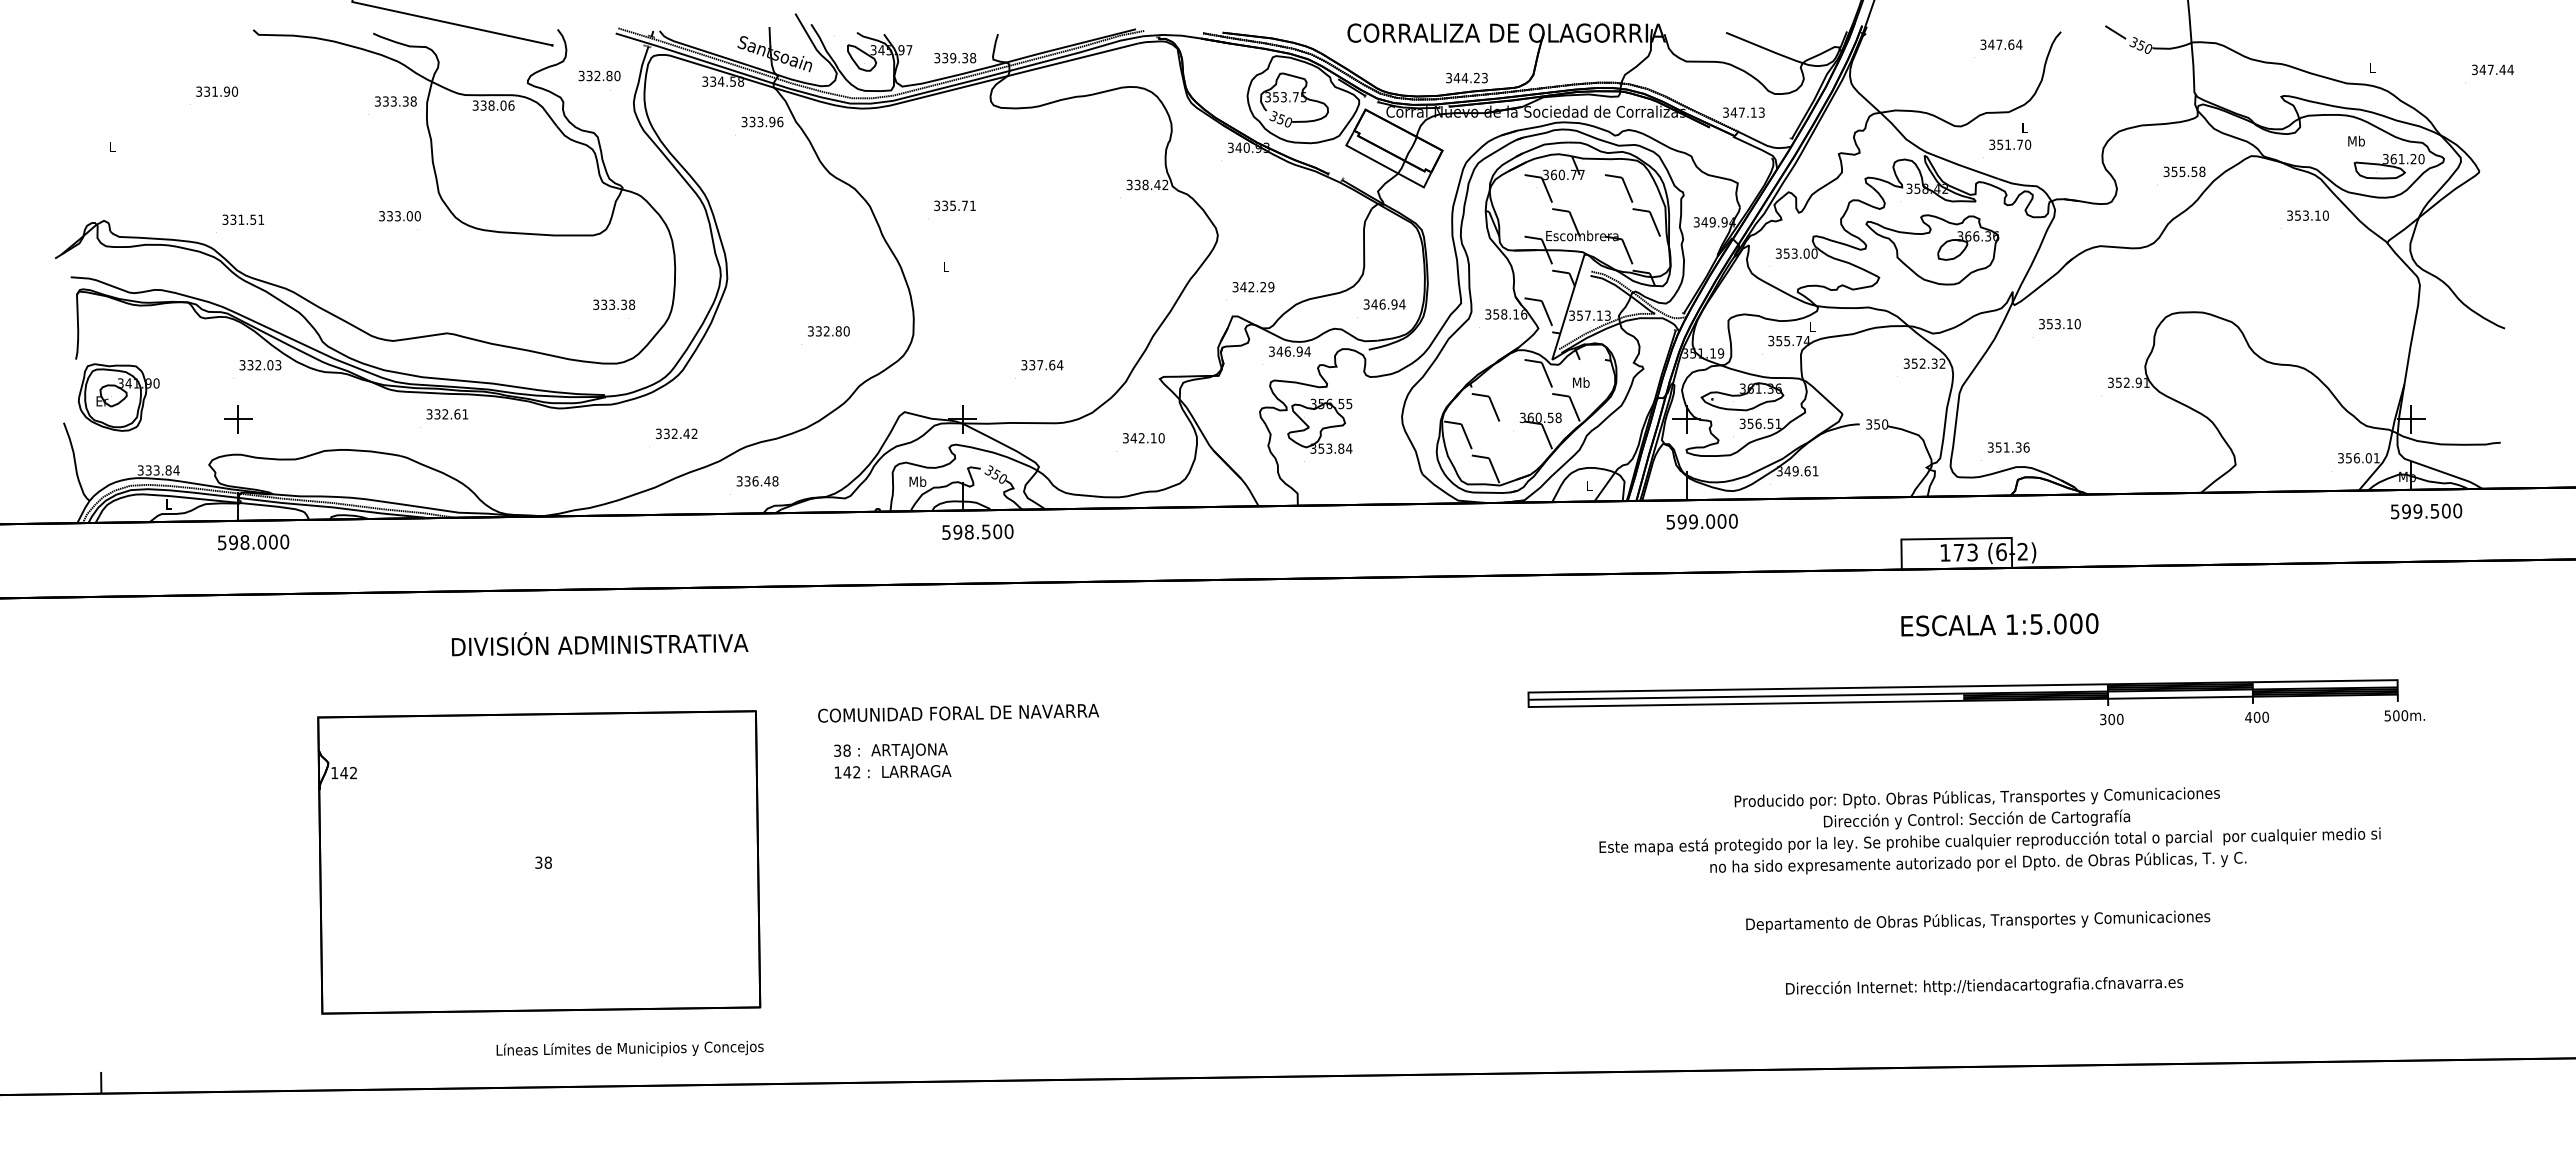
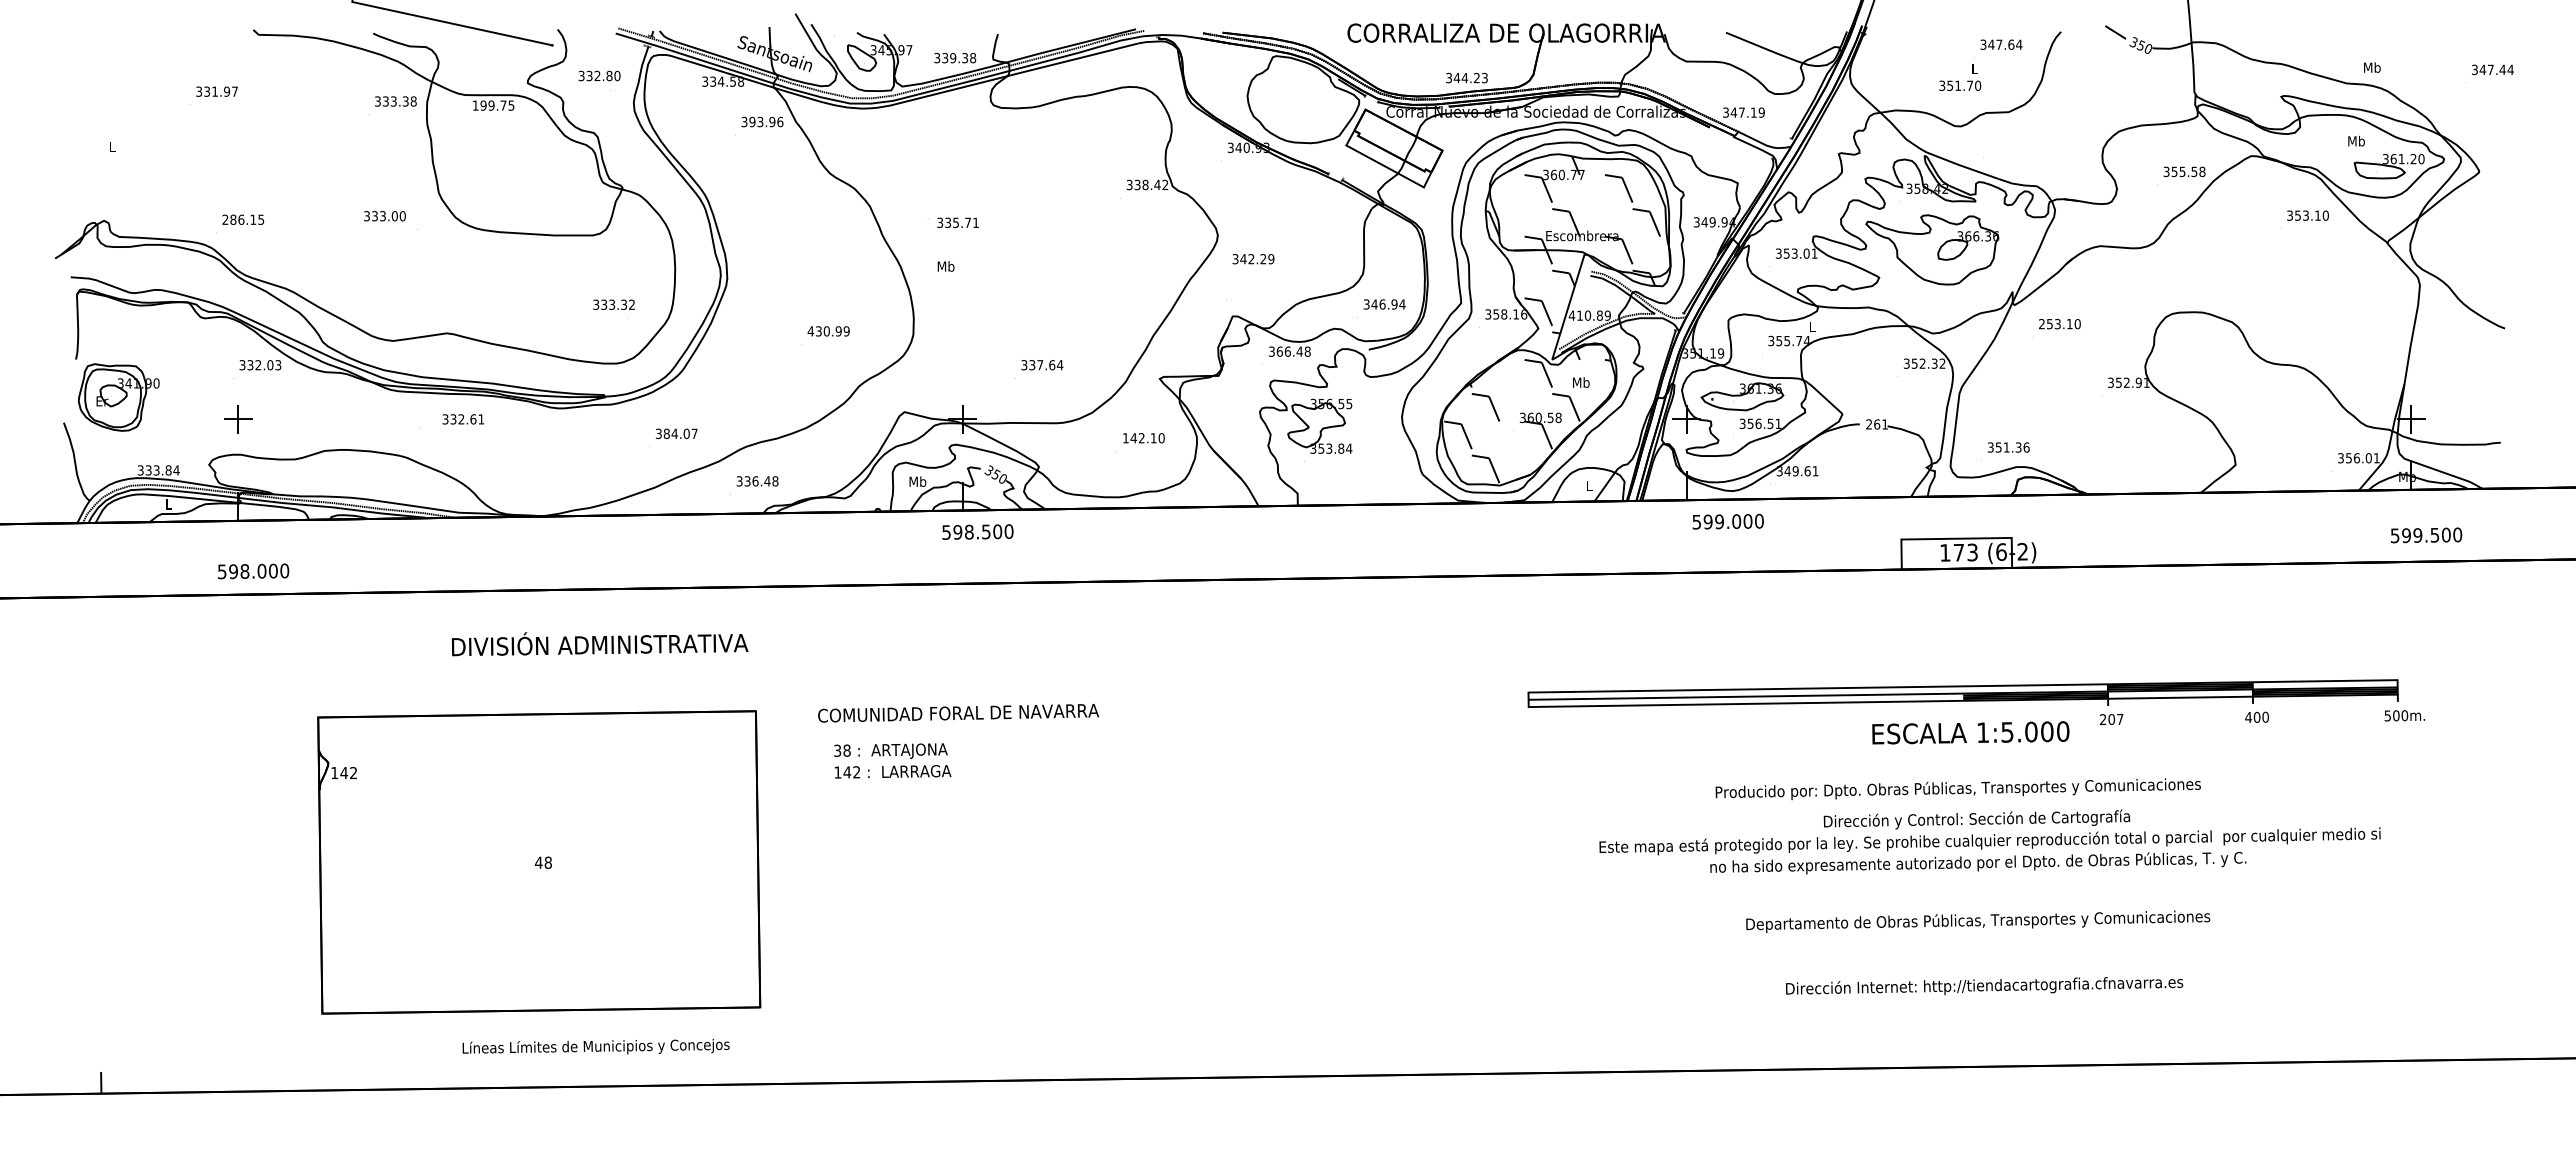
text: L -> Mb (2372, 67)
text: 331.90 -> 331.97 (234, 91)
part: present -> none (1294, 99)
text: 338.06 -> 199.75 (493, 105)
text: 347.13 -> 347.19 (1761, 112)
text: 333.96 -> 393.96 (752, 121)
text position: (2010, 136) -> (1960, 77) (1960, 77)
text position: (954, 205) -> (957, 222) (957, 222)
text position: (399, 216) -> (384, 216) (384, 216)
text: 331.51 -> 286.15 (243, 219)
text: 353.00 -> 353.01 (1814, 253)
text: L -> Mb (945, 266)
text position: (1253, 287) -> (1253, 259) (1253, 259)
text: 333.38 -> 333.32 (632, 304)
text: 357.13 -> 410.89 (1589, 315)
text: 353.10 -> 253.10 (2041, 324)
text: 332.80 -> 430.99 (828, 331)
text: 346.94 -> 366.48 (1293, 351)
text position: (447, 414) -> (463, 419) (463, 419)
text: 350 -> 261 (1877, 424)
text: 332.42 -> 384.07 (680, 433)
text: 342.10 -> 142.10 (1125, 438)
text position: (2426, 511) -> (2426, 535) (2426, 535)
text position: (1701, 521) -> (1727, 521) (1727, 521)
text position: (253, 542) -> (253, 571) (253, 571)
text position: (1999, 624) -> (1970, 732) (1970, 732)
text: 300 -> 207 (2111, 719)
text position: (1976, 798) -> (1957, 789) (1957, 789)
text: 38 -> 48 (538, 862)
text position: (629, 1048) -> (595, 1046) (595, 1046)
